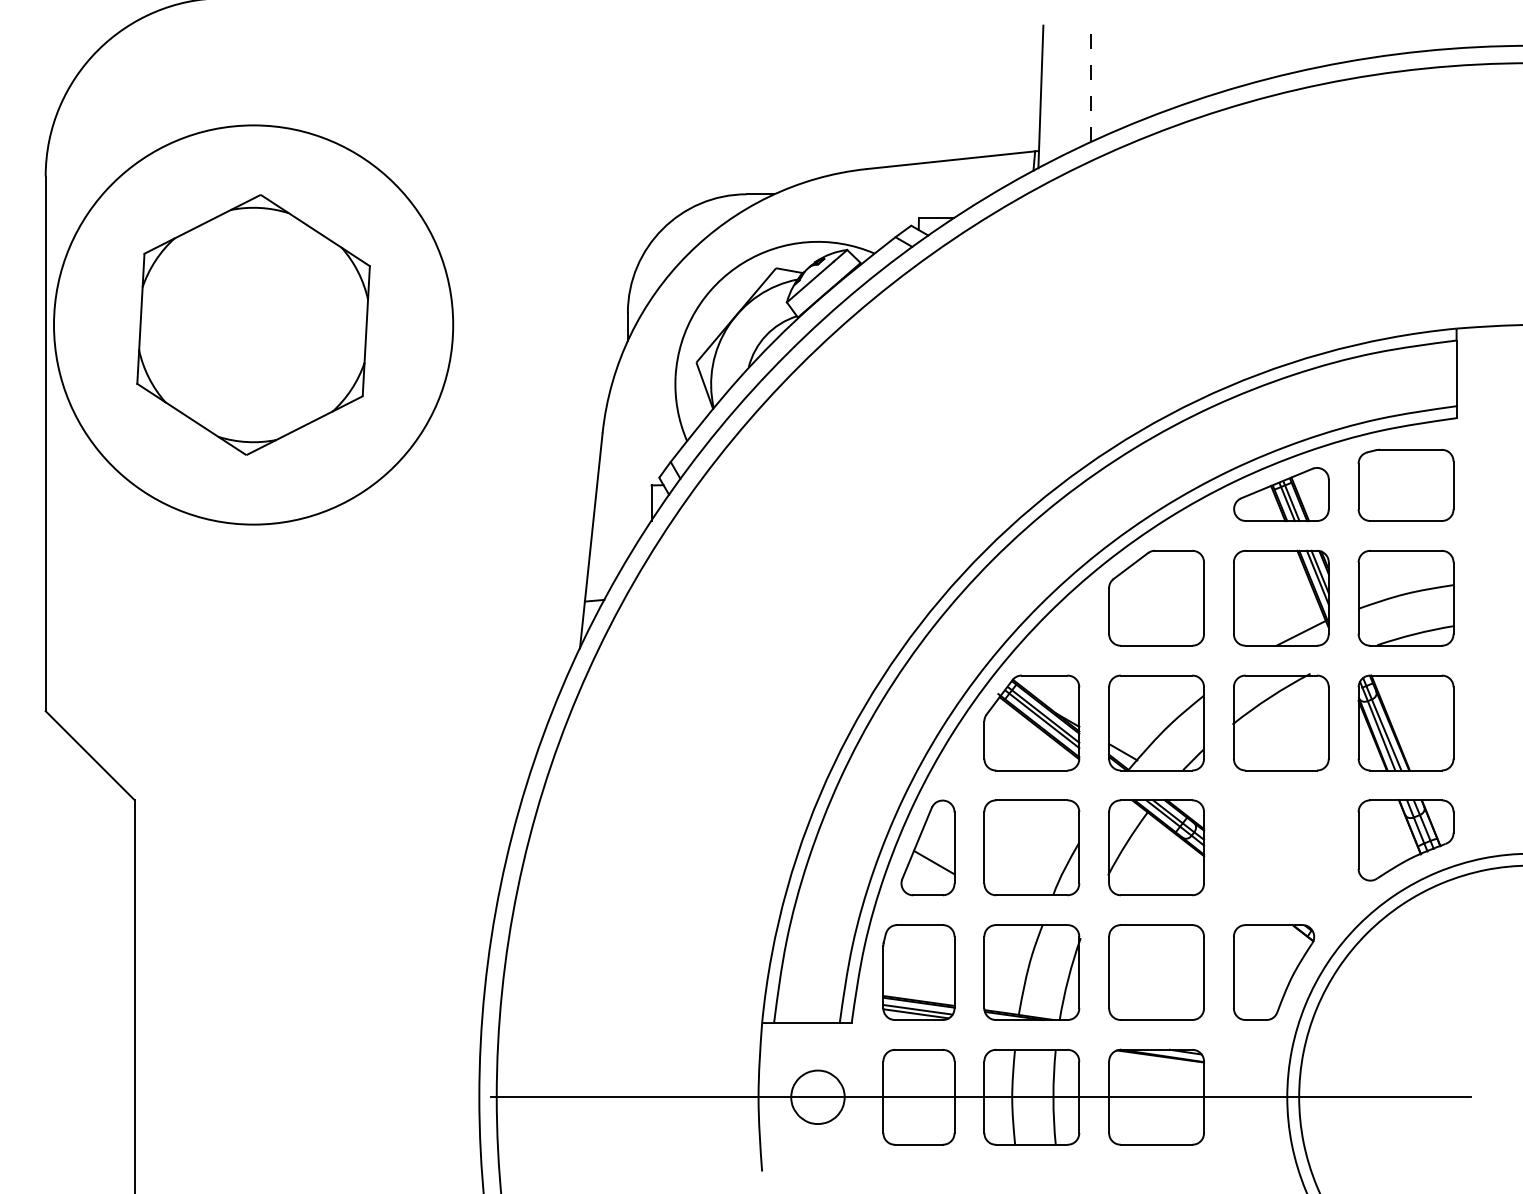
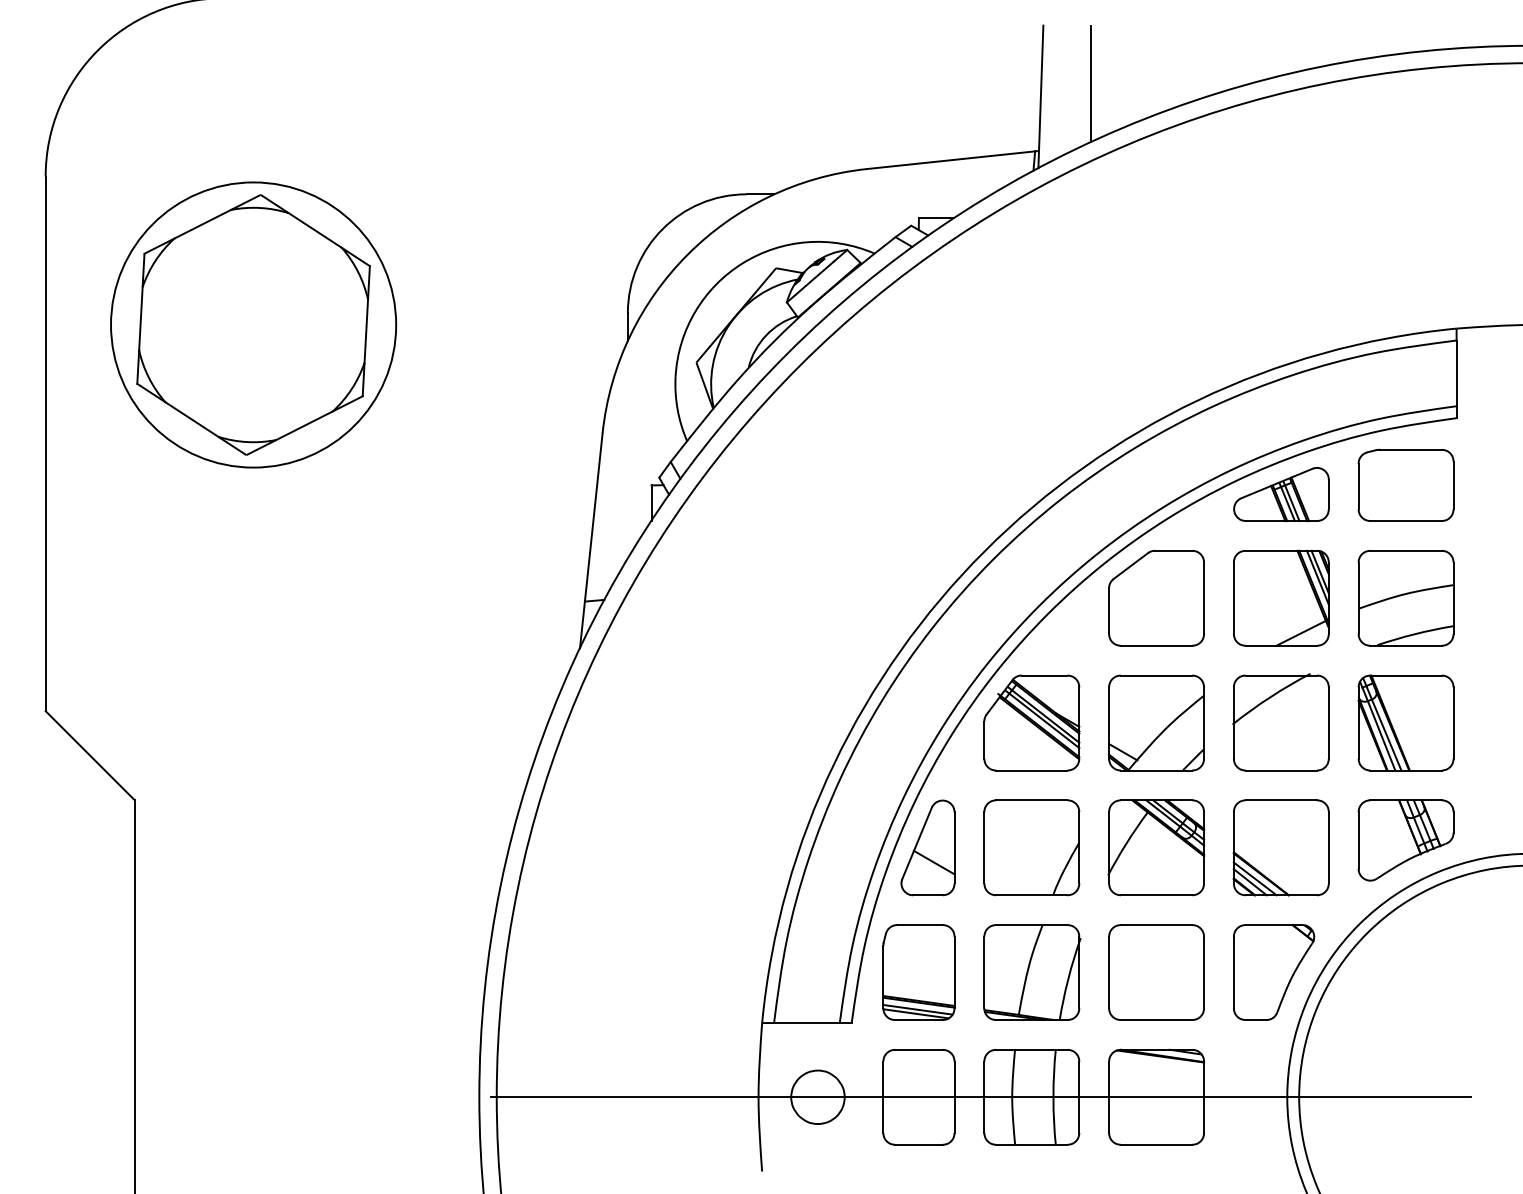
line: dashed -> solid (1091, 83)
circle diameter: 399 px -> 285 px (253, 324)
part: none -> present (1280, 847)
